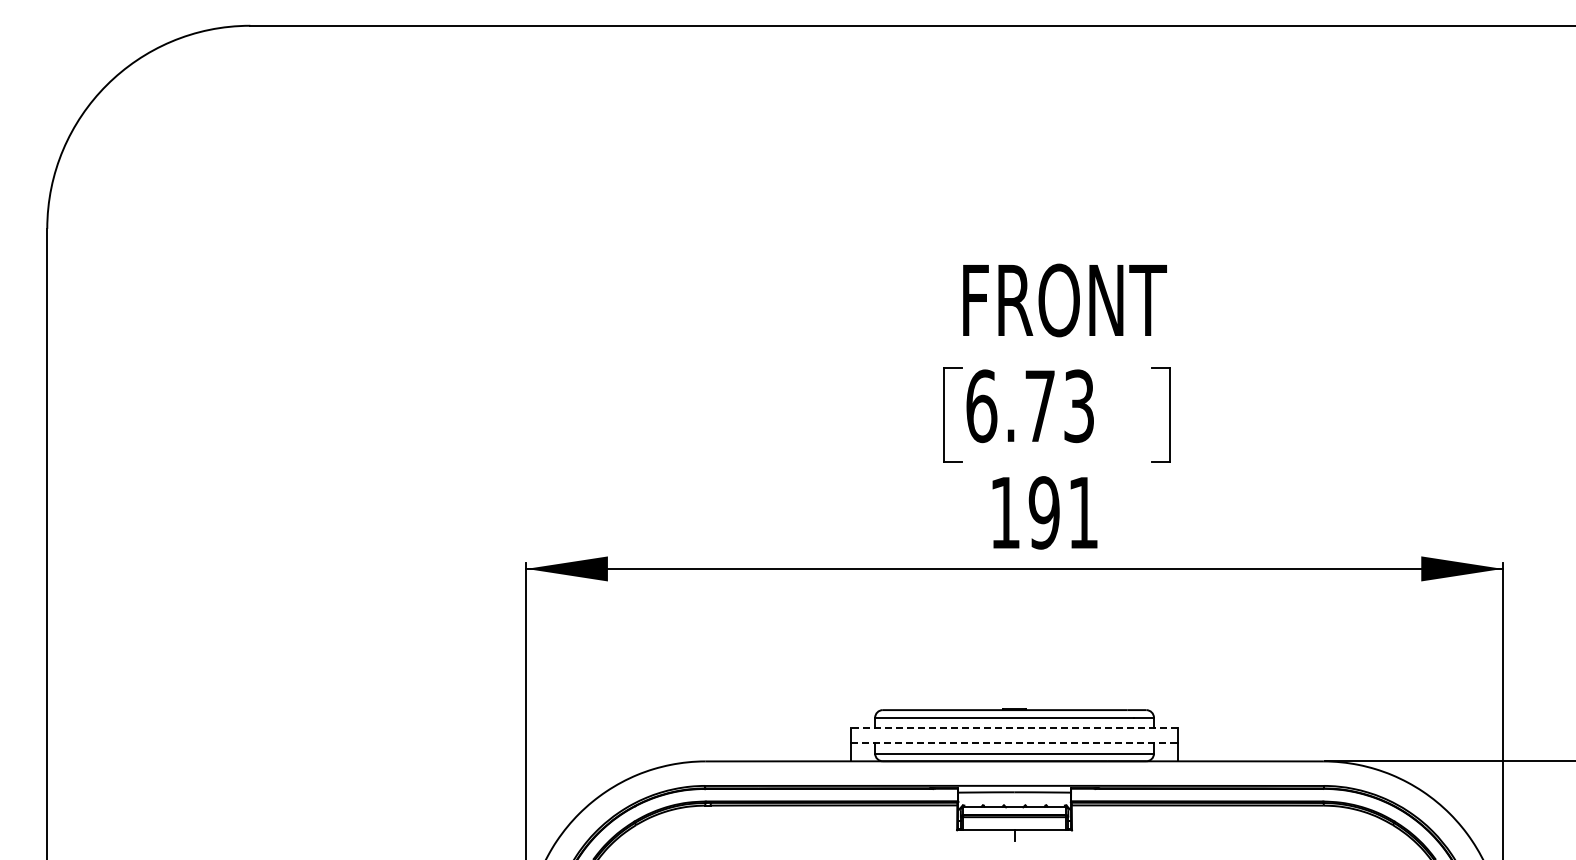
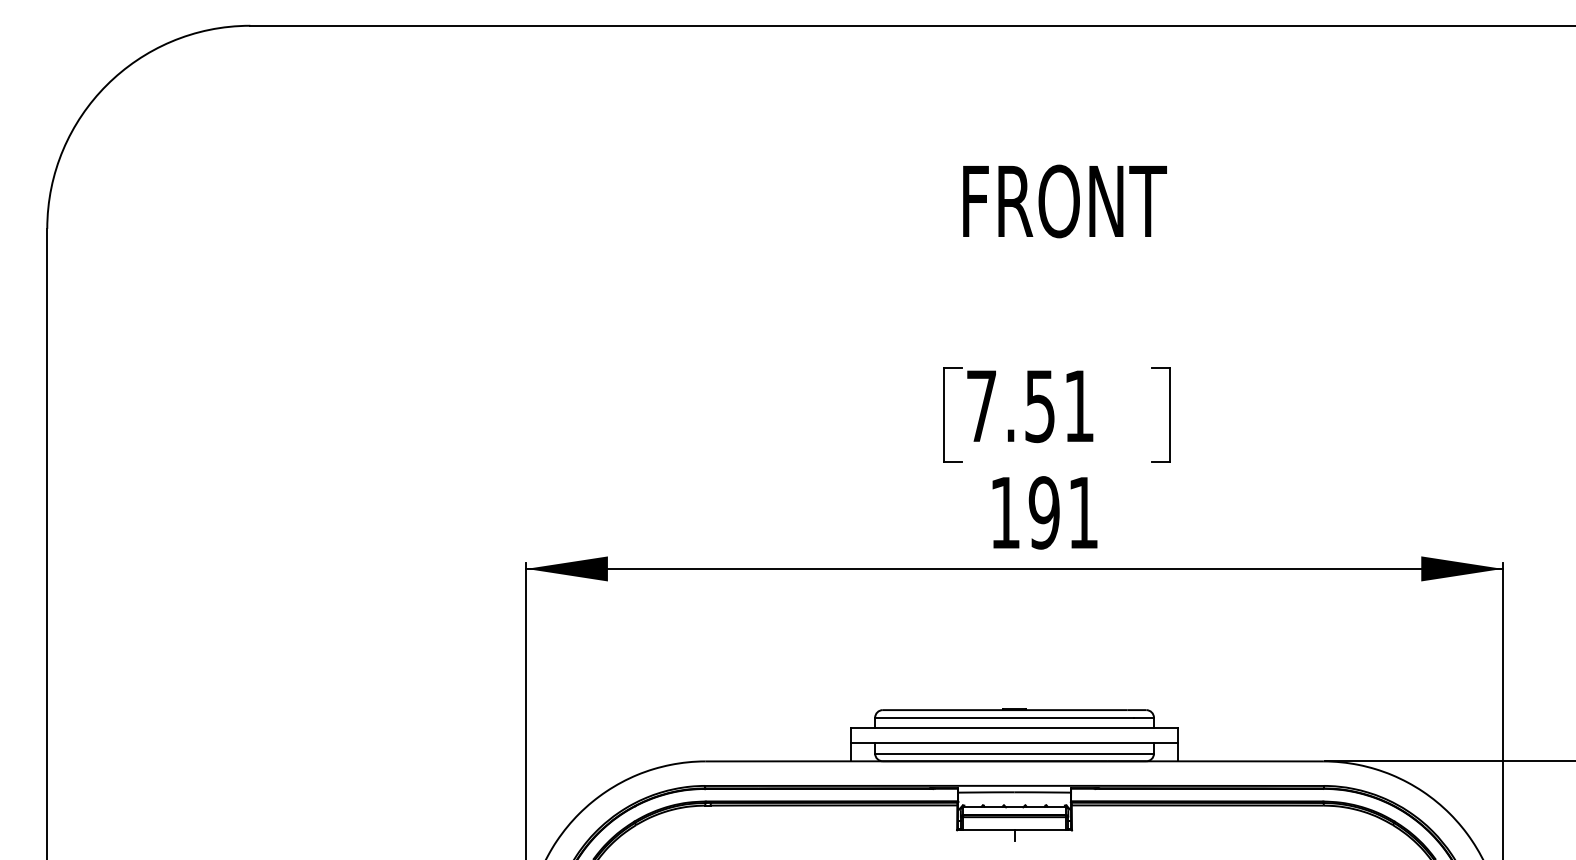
text position: (1064, 300) -> (1064, 201) (1064, 201)
text: 6.73 -> 7.51 (1029, 406)
line: dashed -> solid (1014, 728)
line: dashed -> solid (1014, 743)
